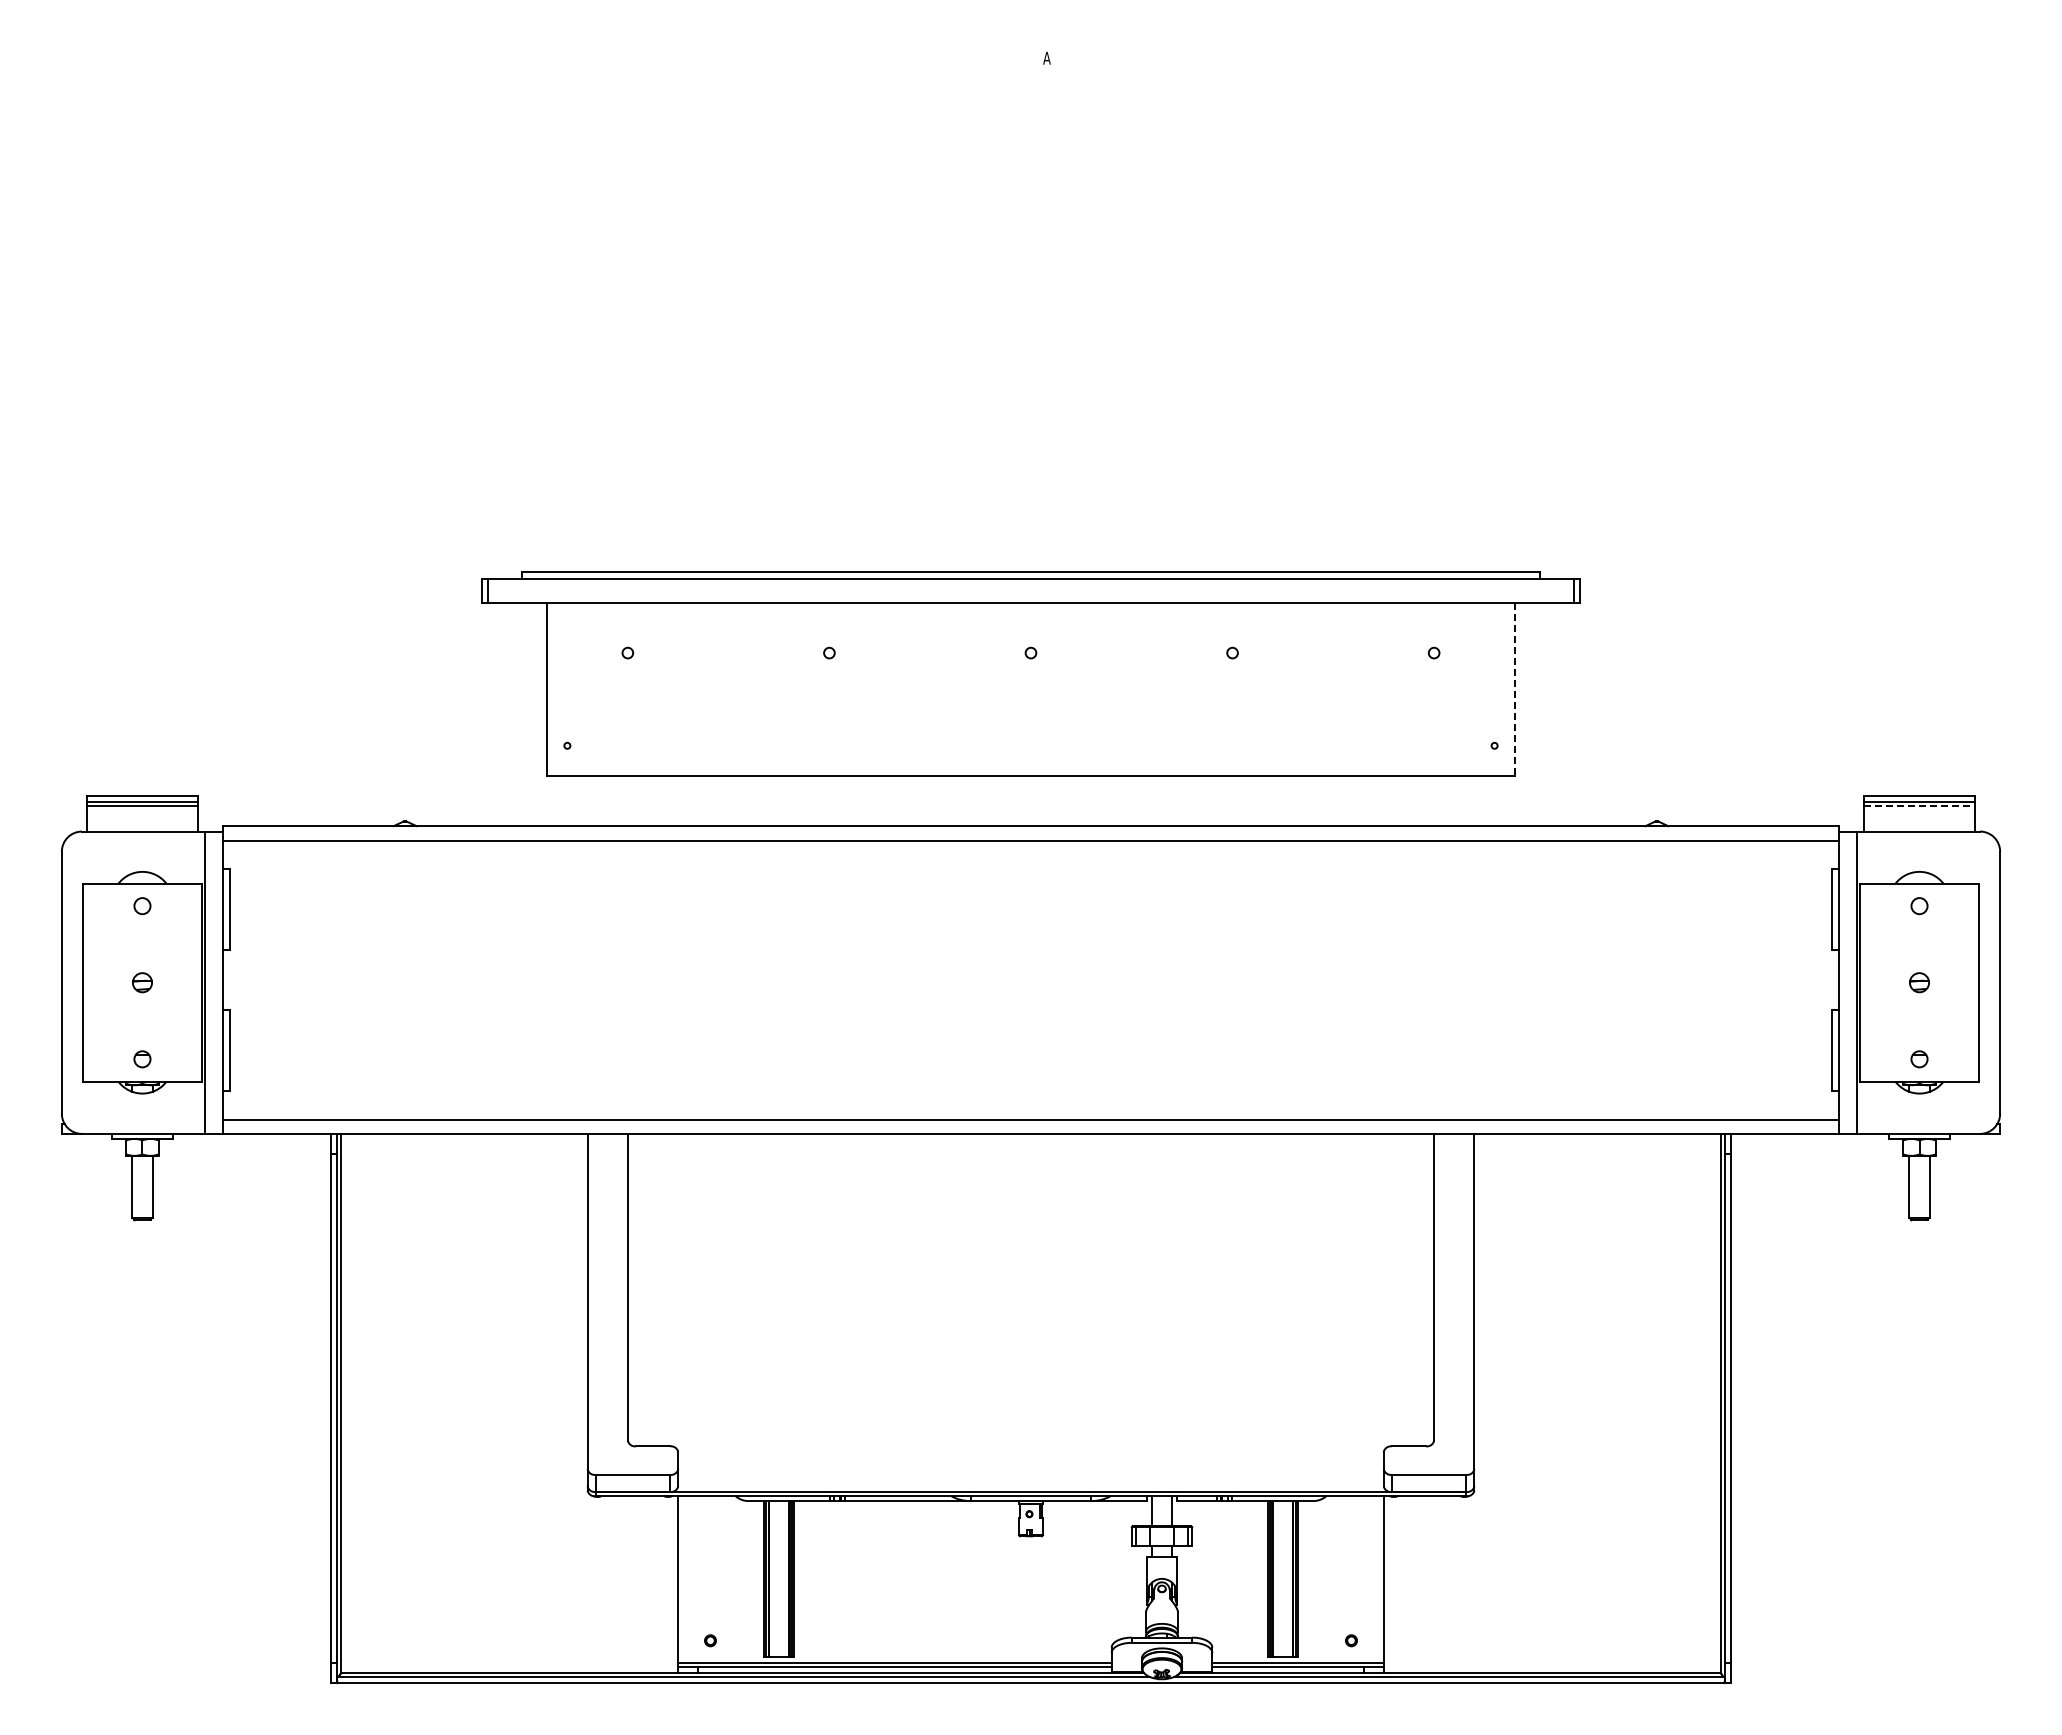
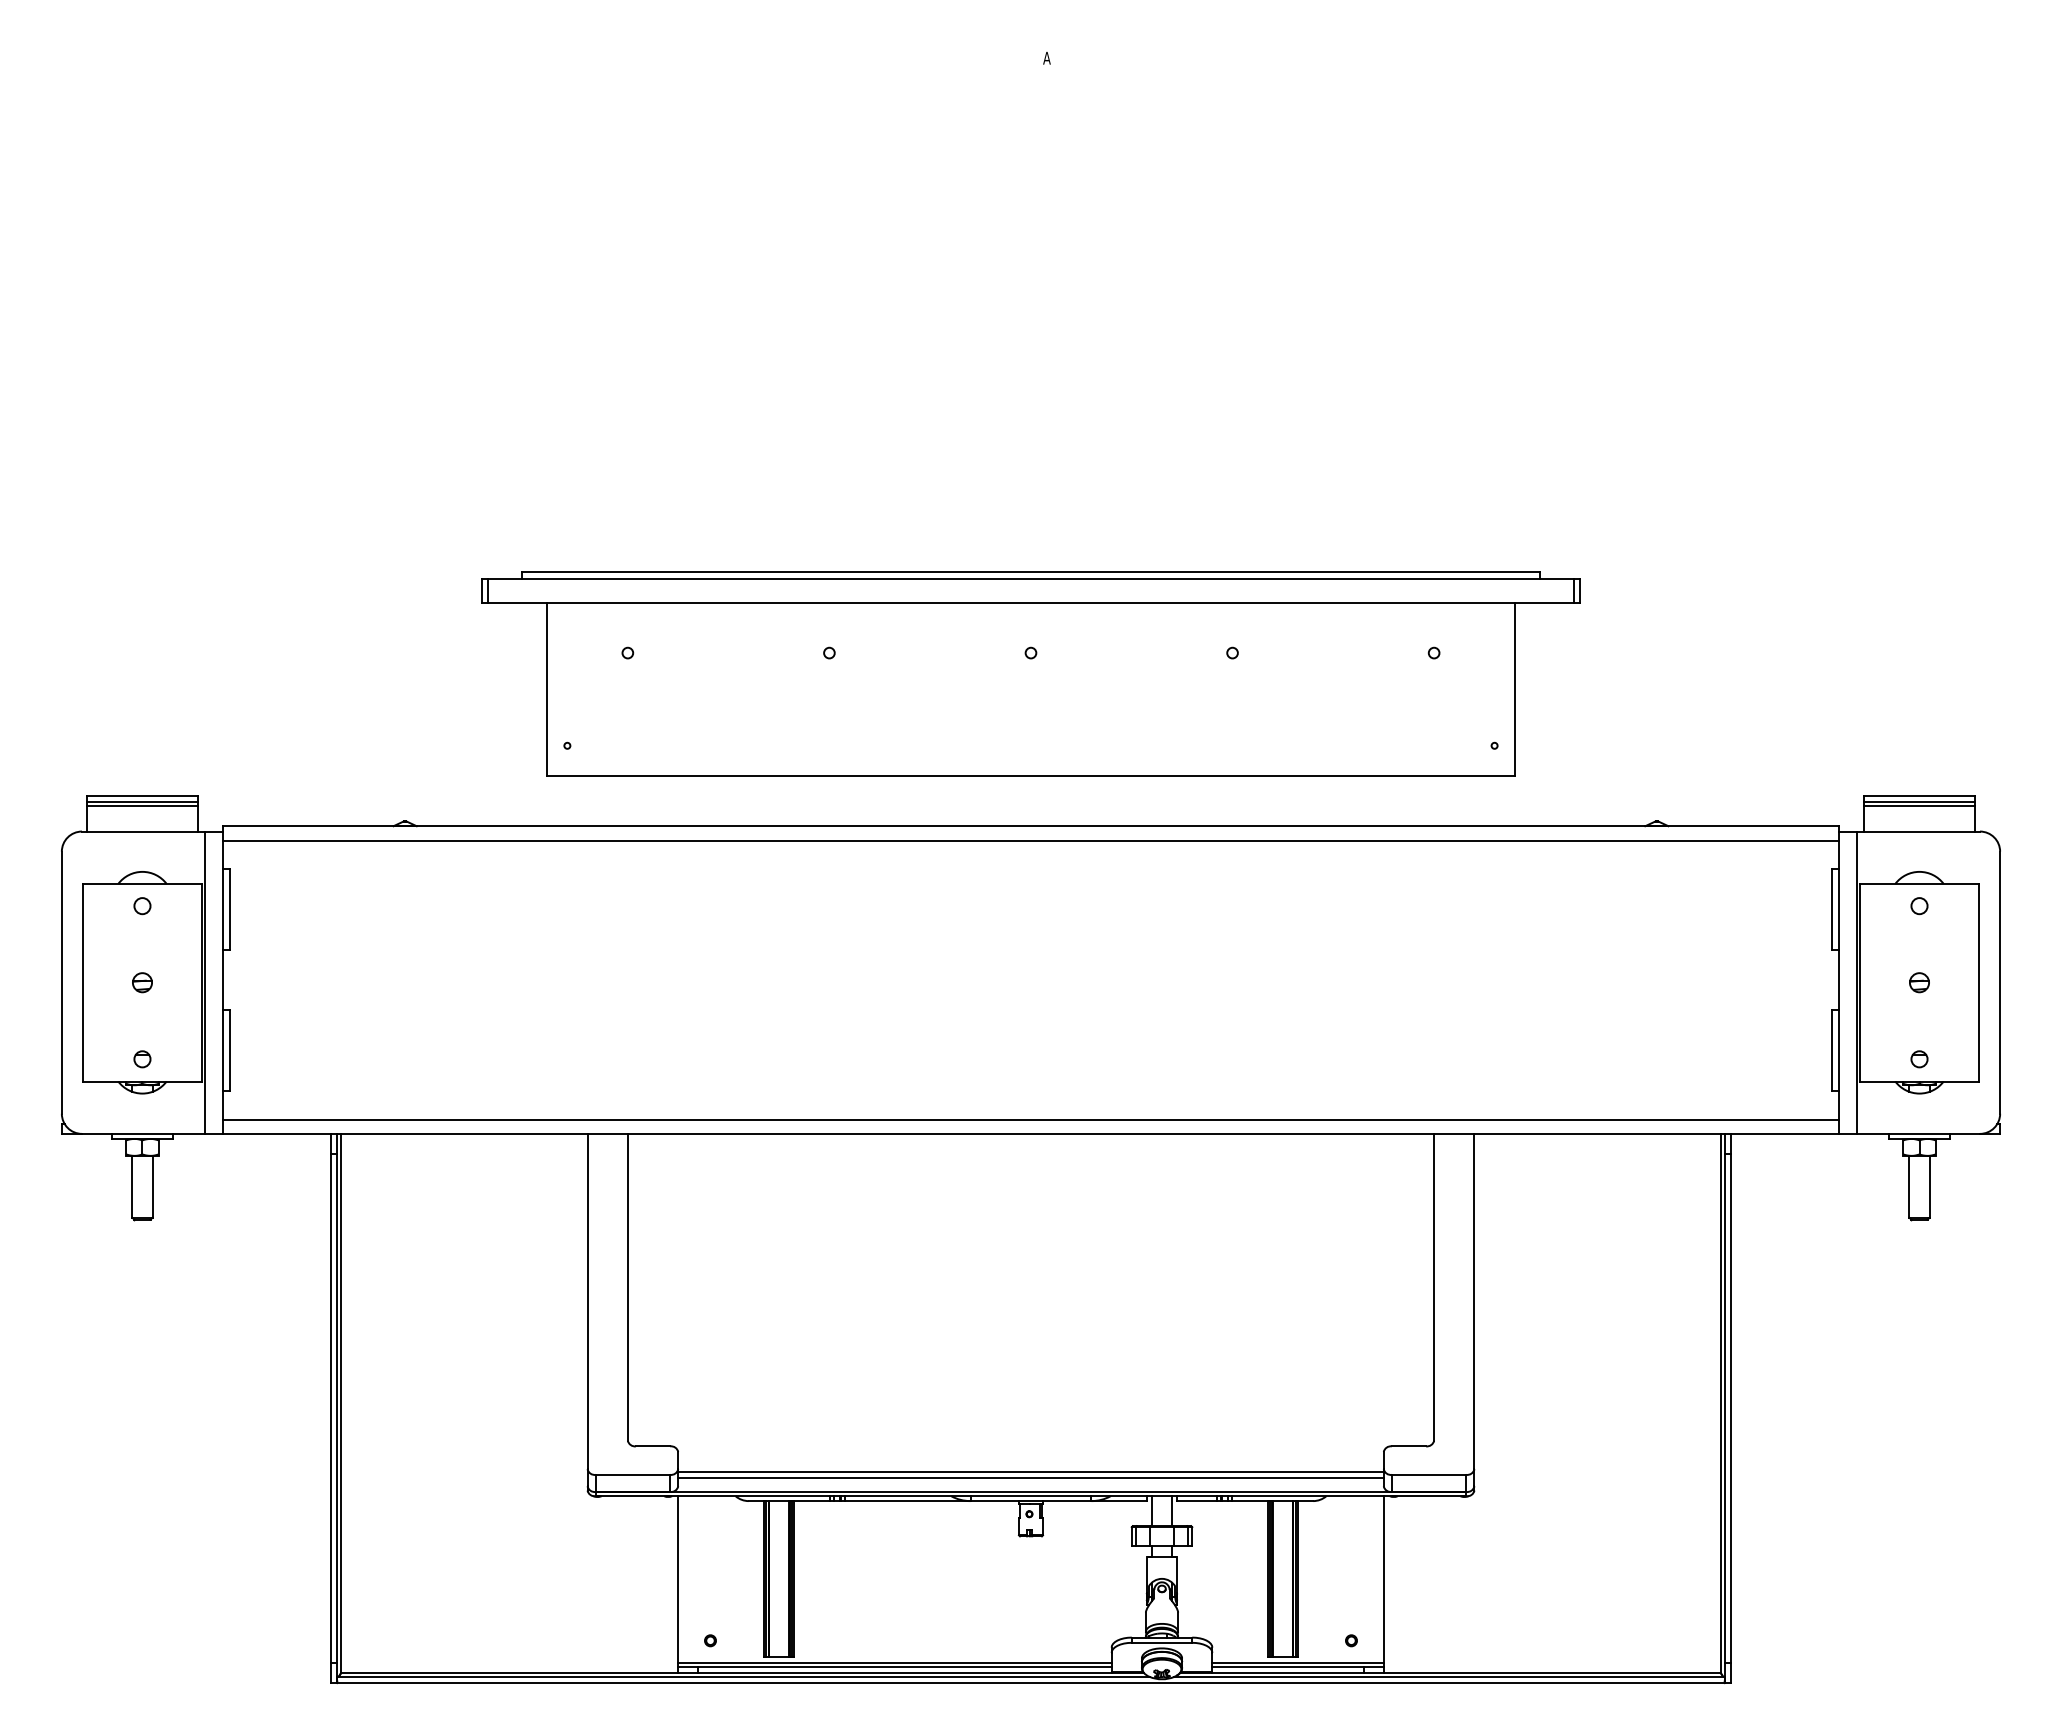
line: dashed -> solid (1514, 689)
line: dashed -> solid (1920, 806)
line: none -> present (1030, 1472)
line: none -> present (1030, 1477)
